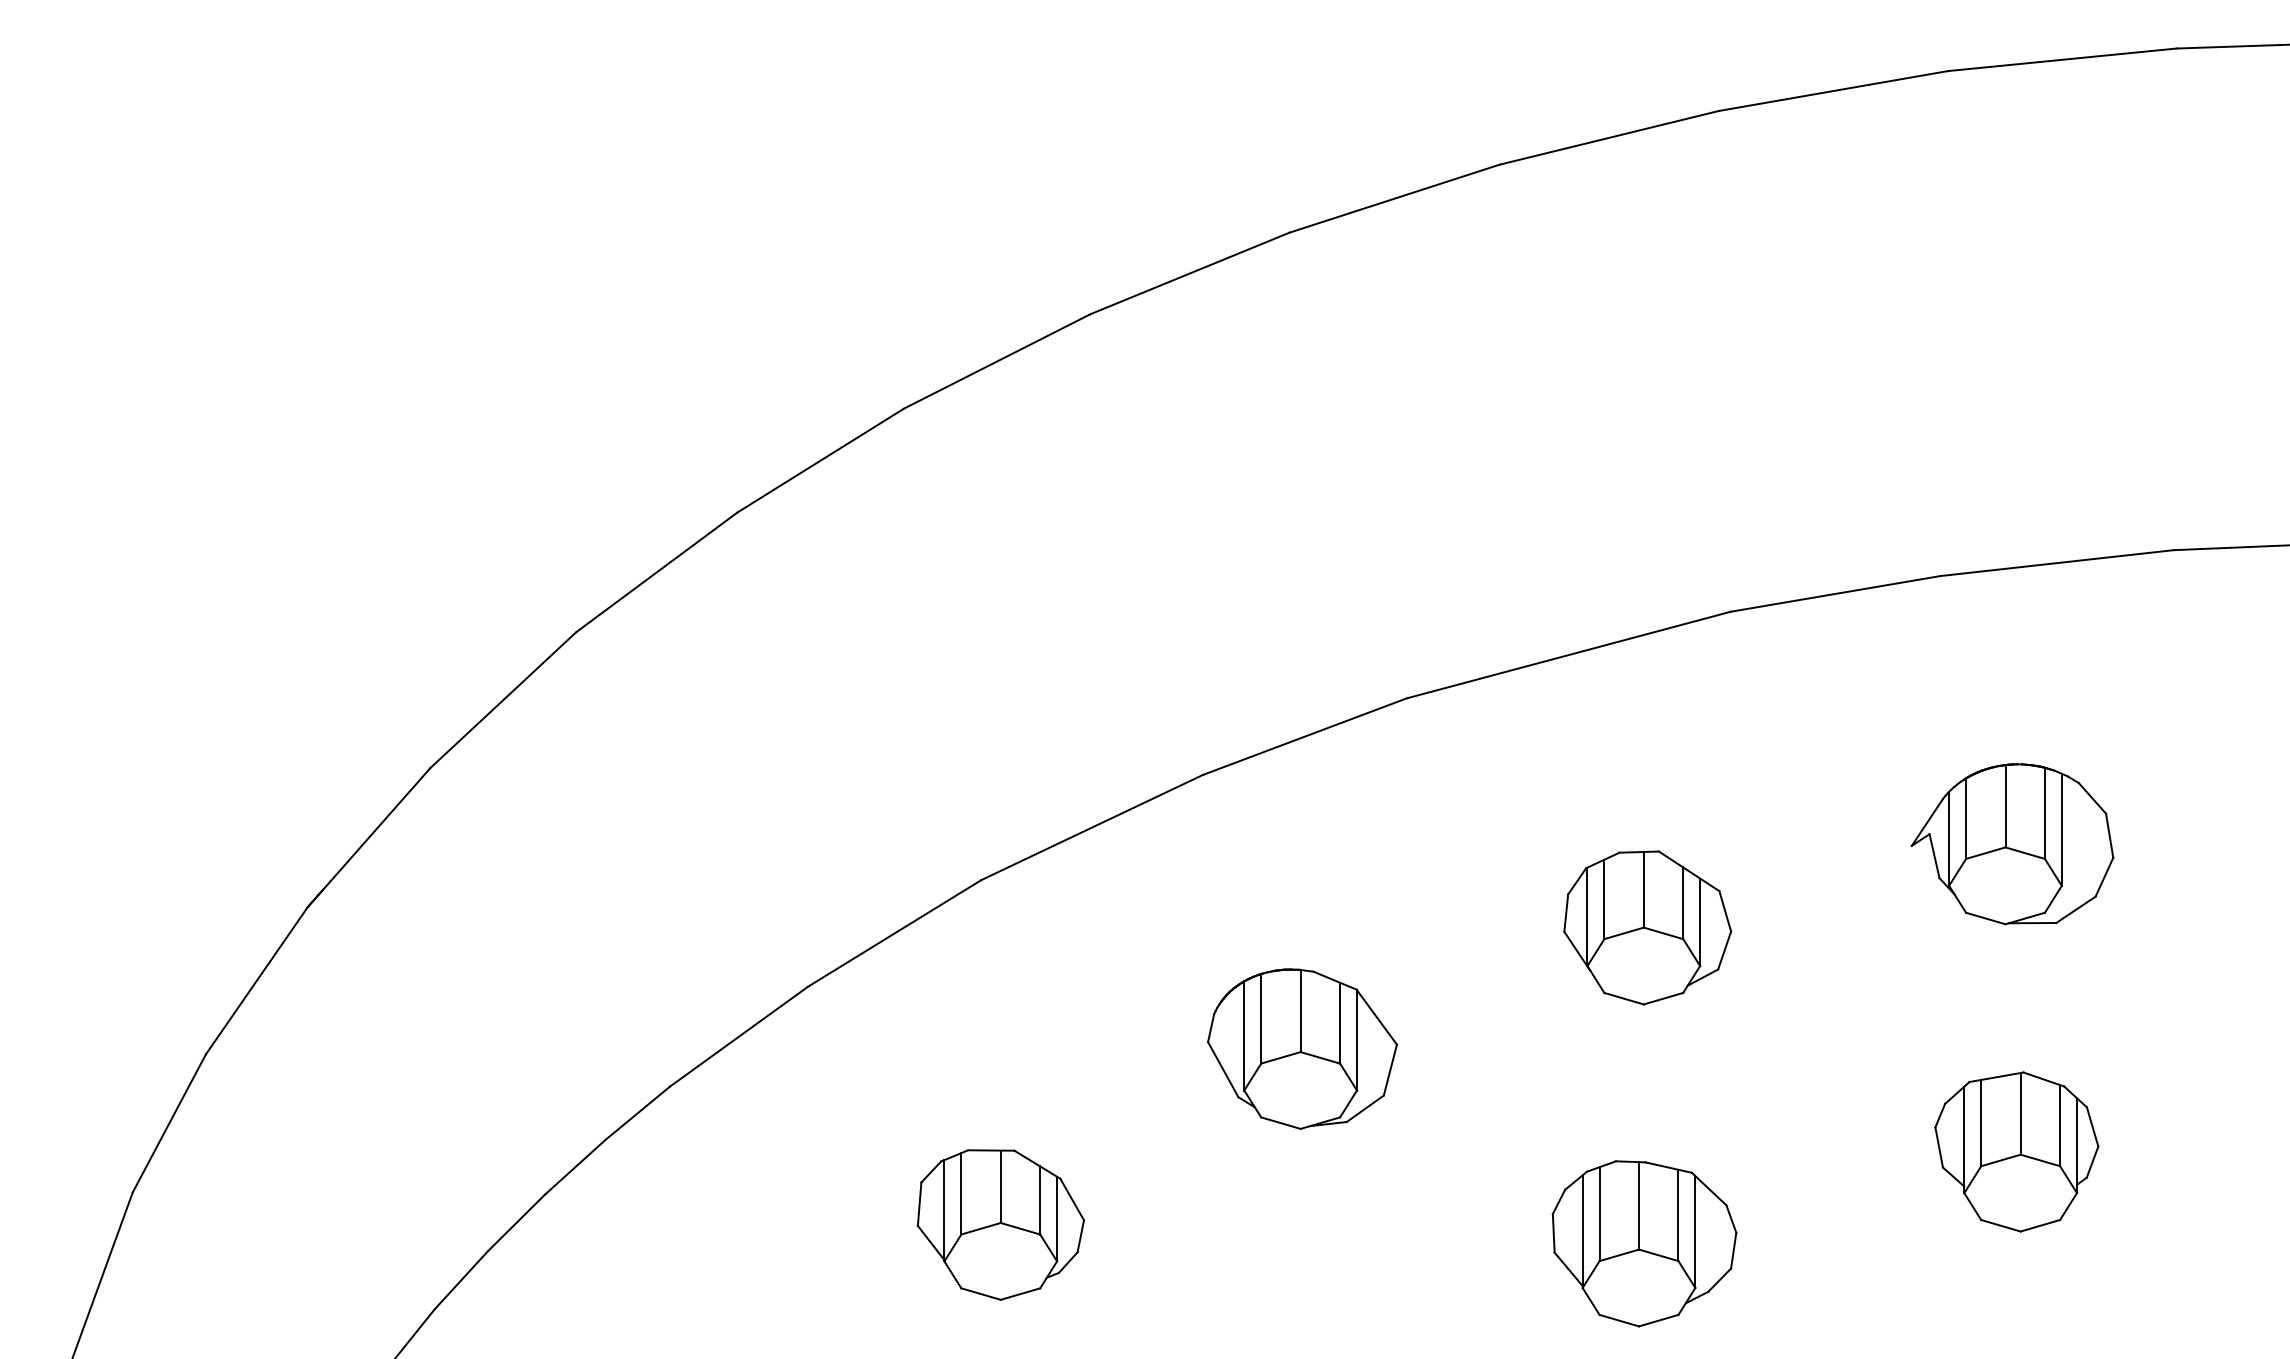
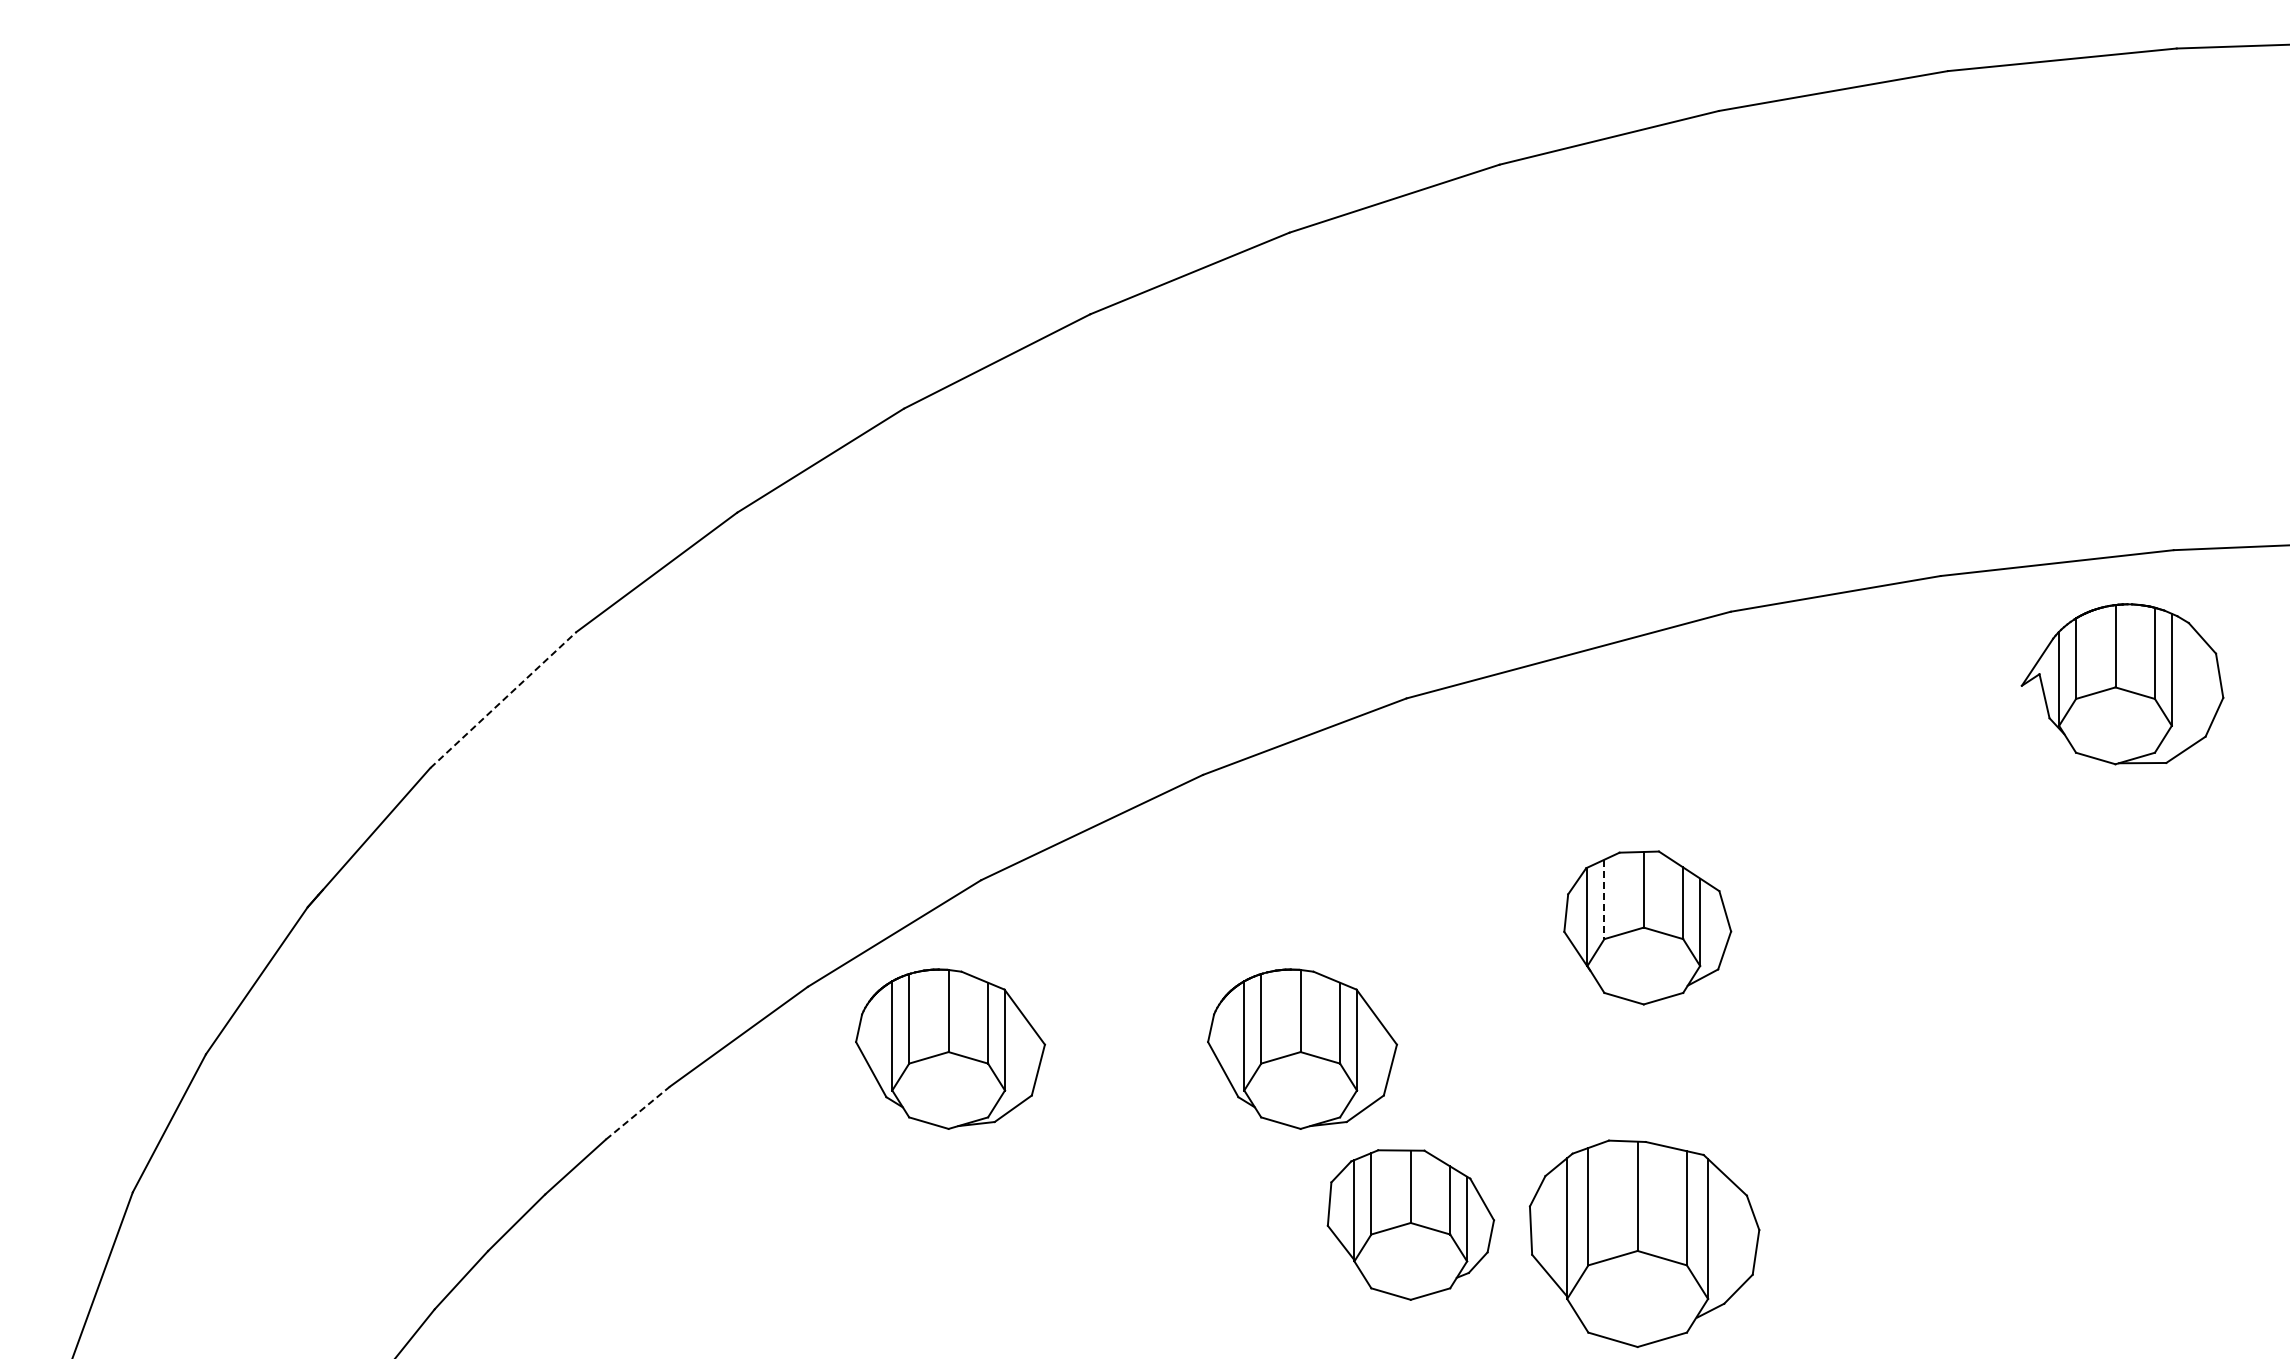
line: solid -> dashed (503, 700)
part position: (2012, 844) -> (2122, 684) (2122, 684)
line: solid -> dashed (1604, 899)
part: none -> present (950, 1048)
line: solid -> dashed (637, 1113)
part: present -> none (2016, 1151)
part position: (1000, 1224) -> (1410, 1224) (1410, 1224)
part size: 187x168 px -> 233x209 px (1644, 1243)
